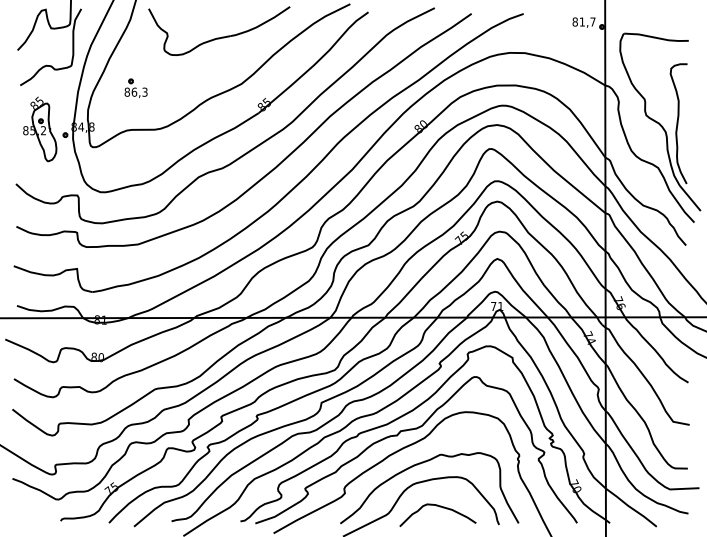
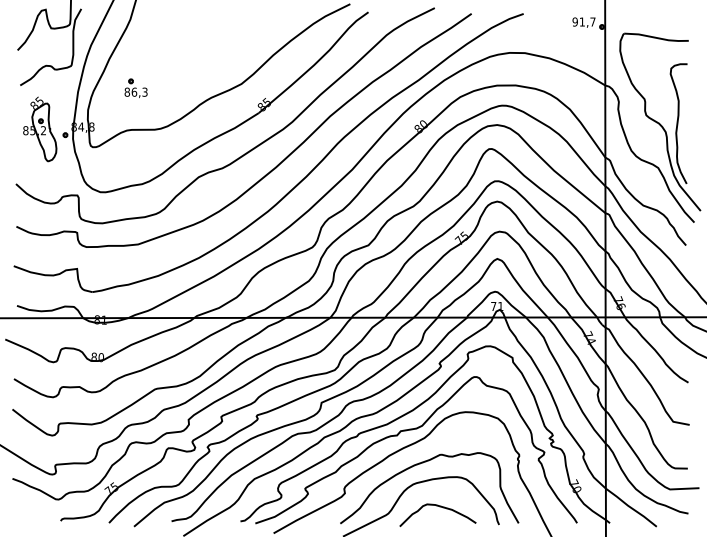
text: 81,7 -> 91,7 (574, 21)
part: present -> none (222, 36)
